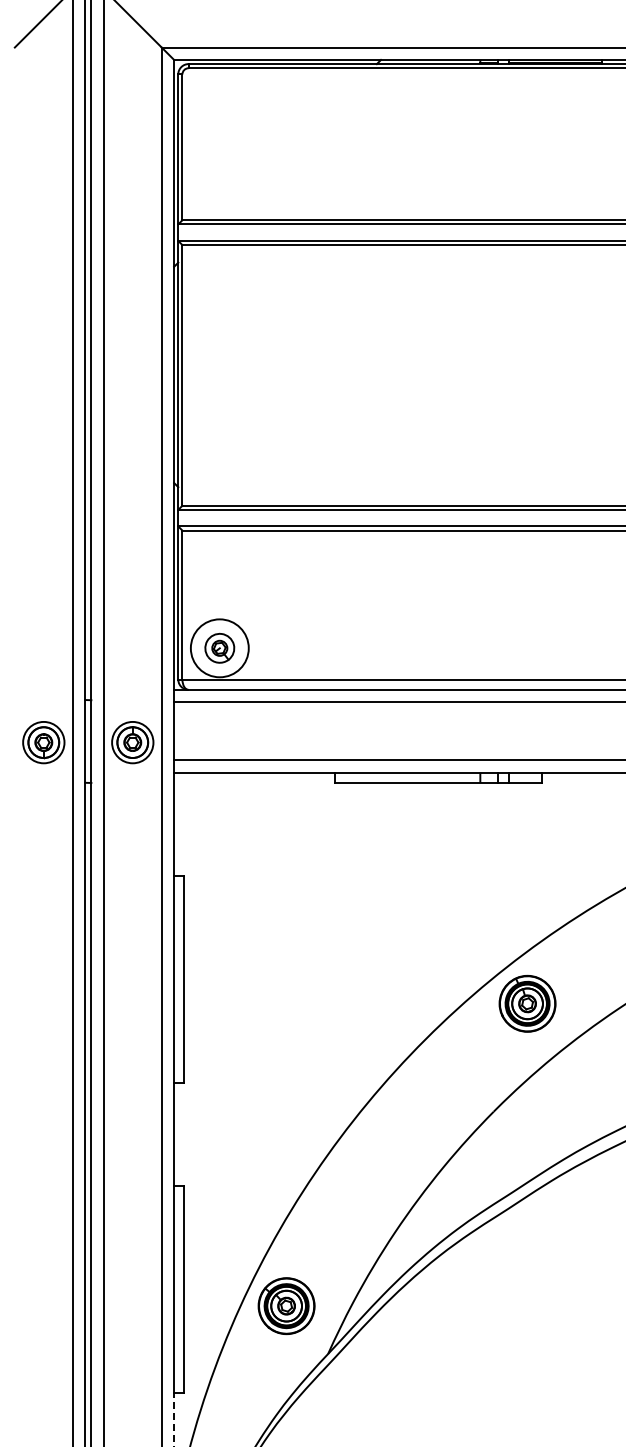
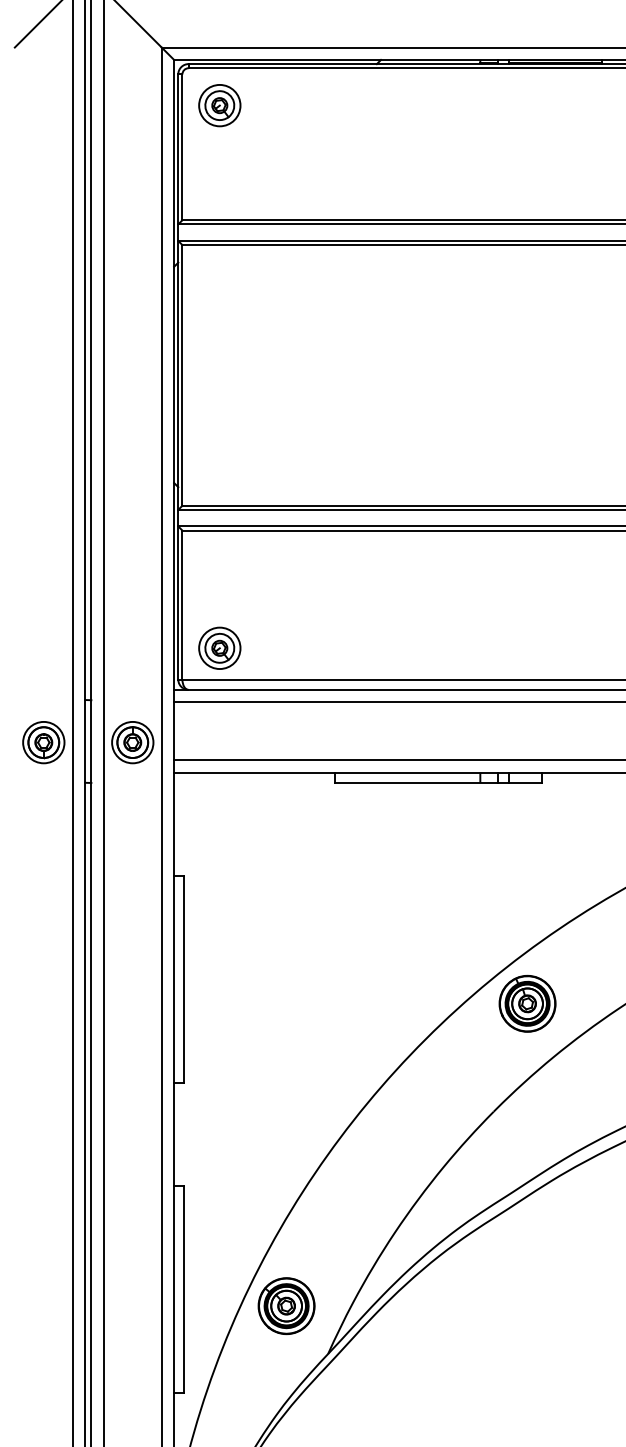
part: none -> present (219, 105)
circle diameter: 58 px -> 41 px (219, 648)
line: dashed -> solid (174, 1420)
